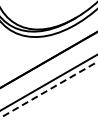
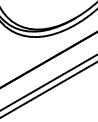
line: dashed -> solid (48, 89)
